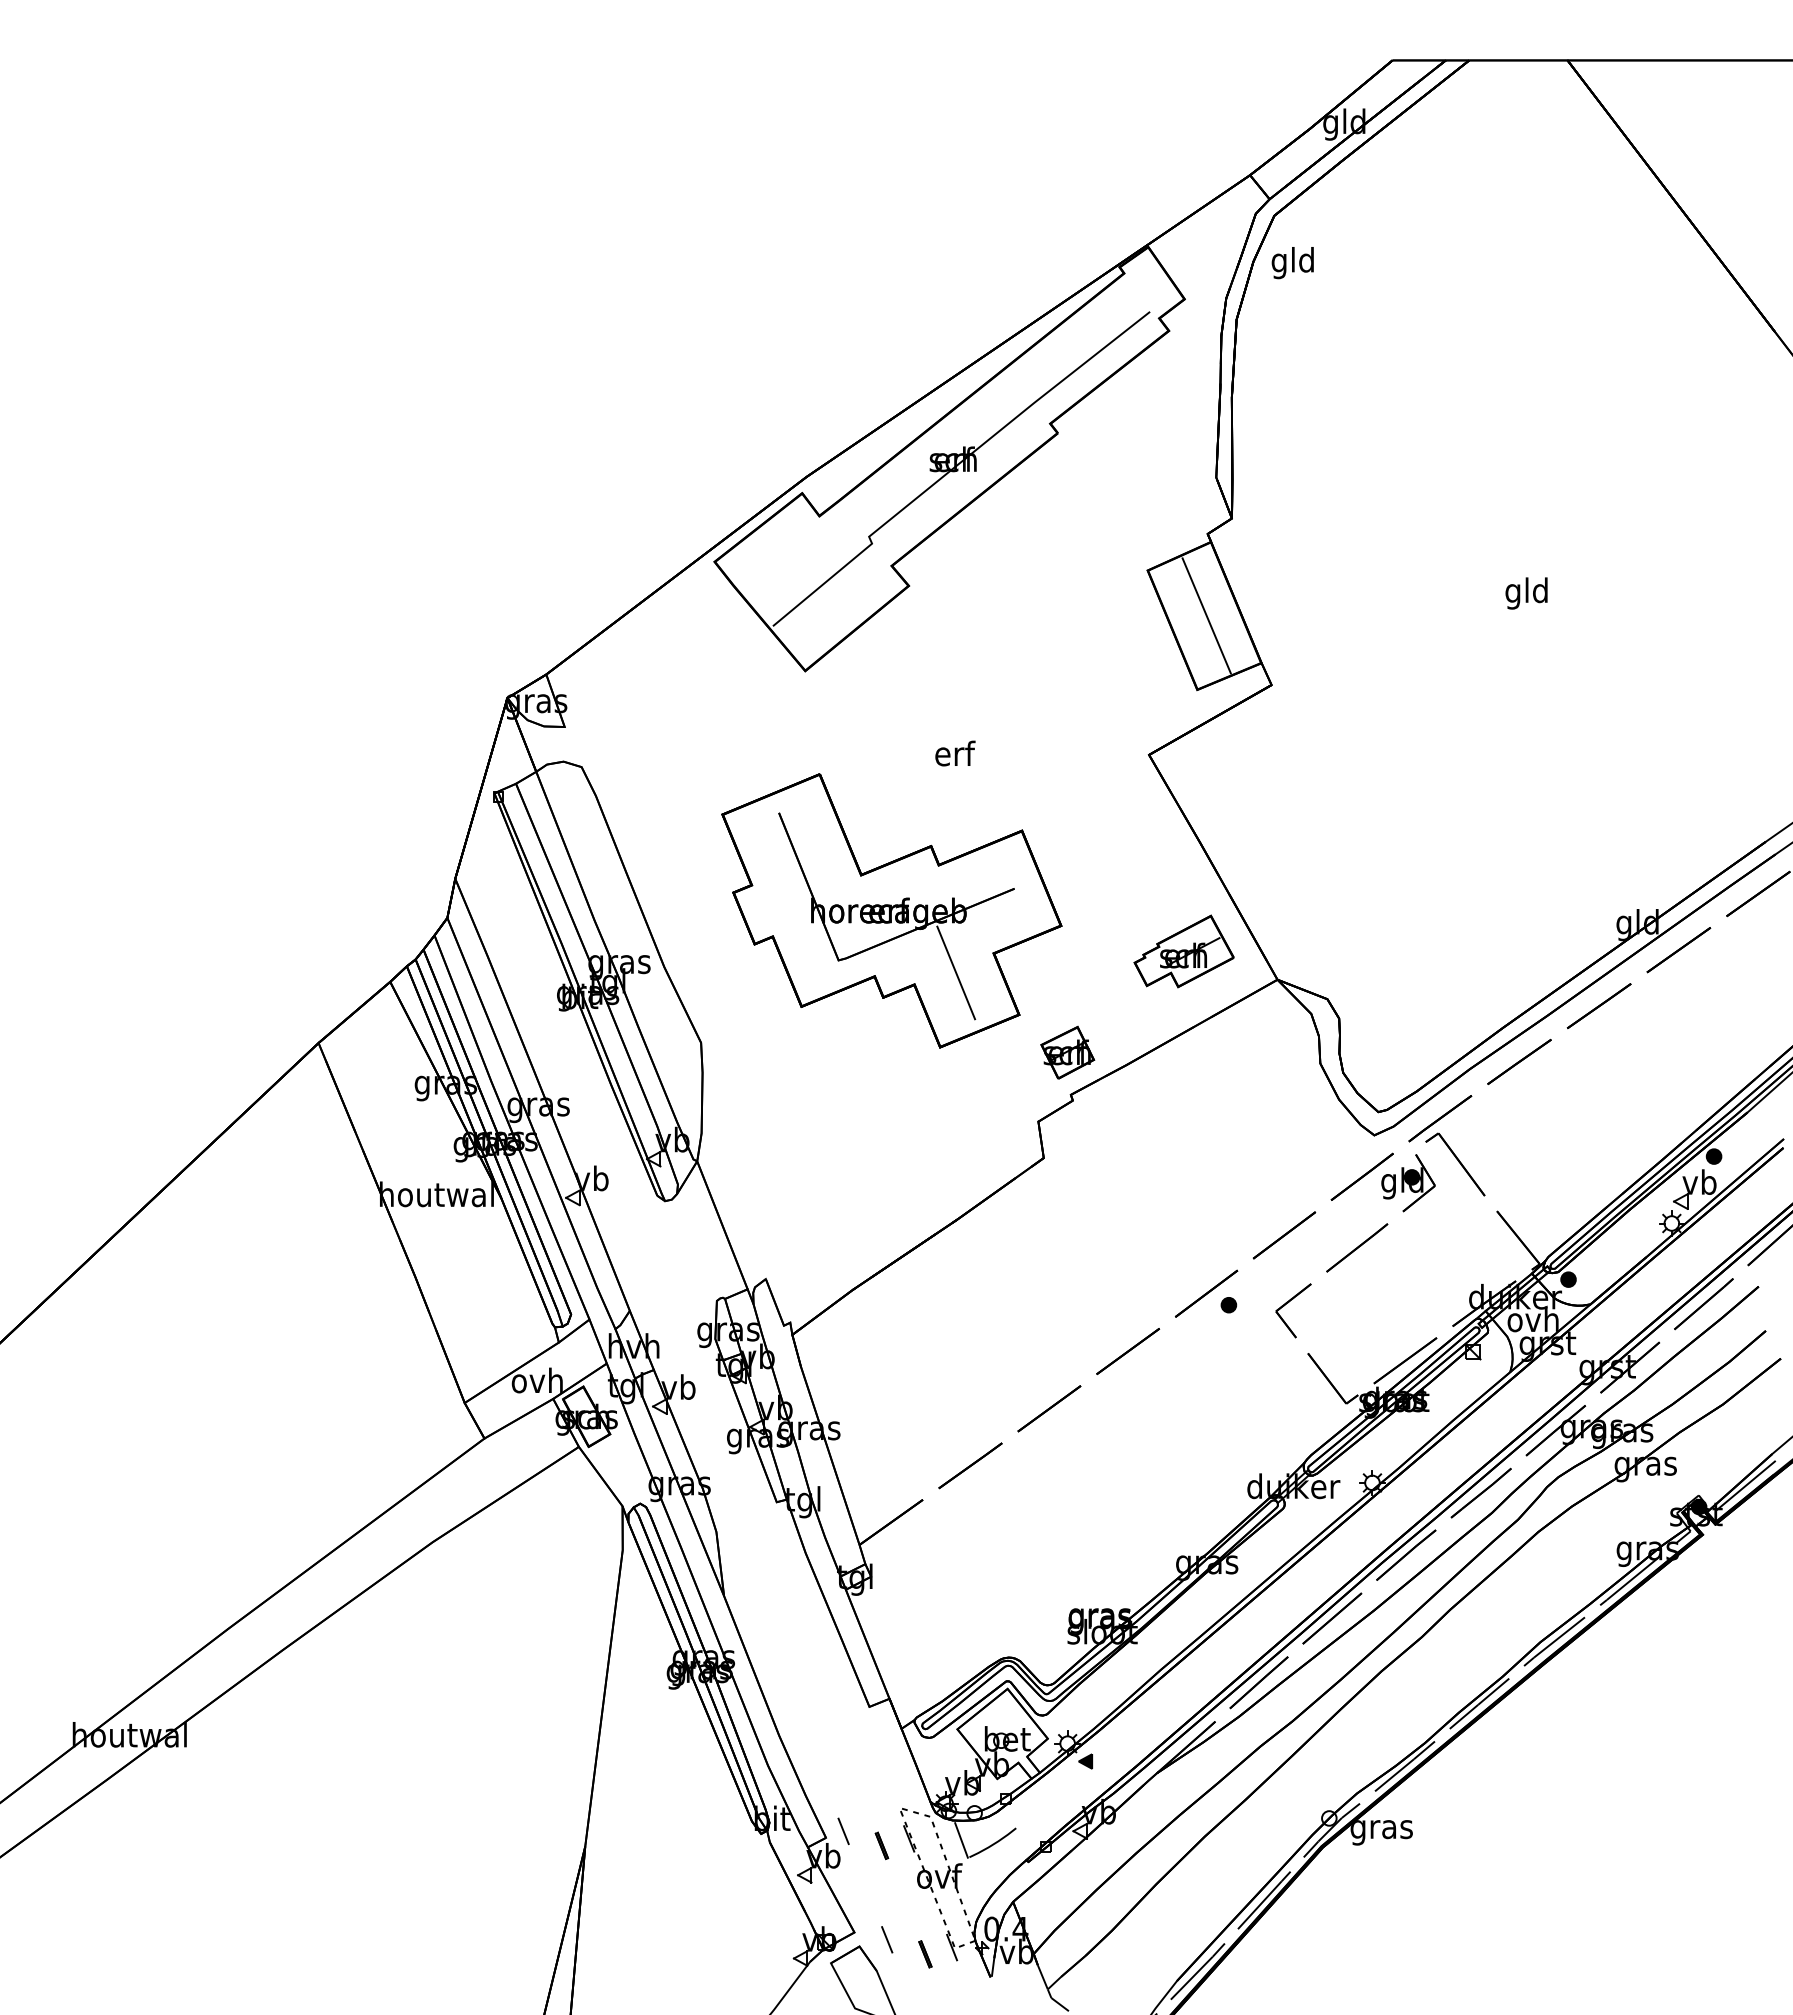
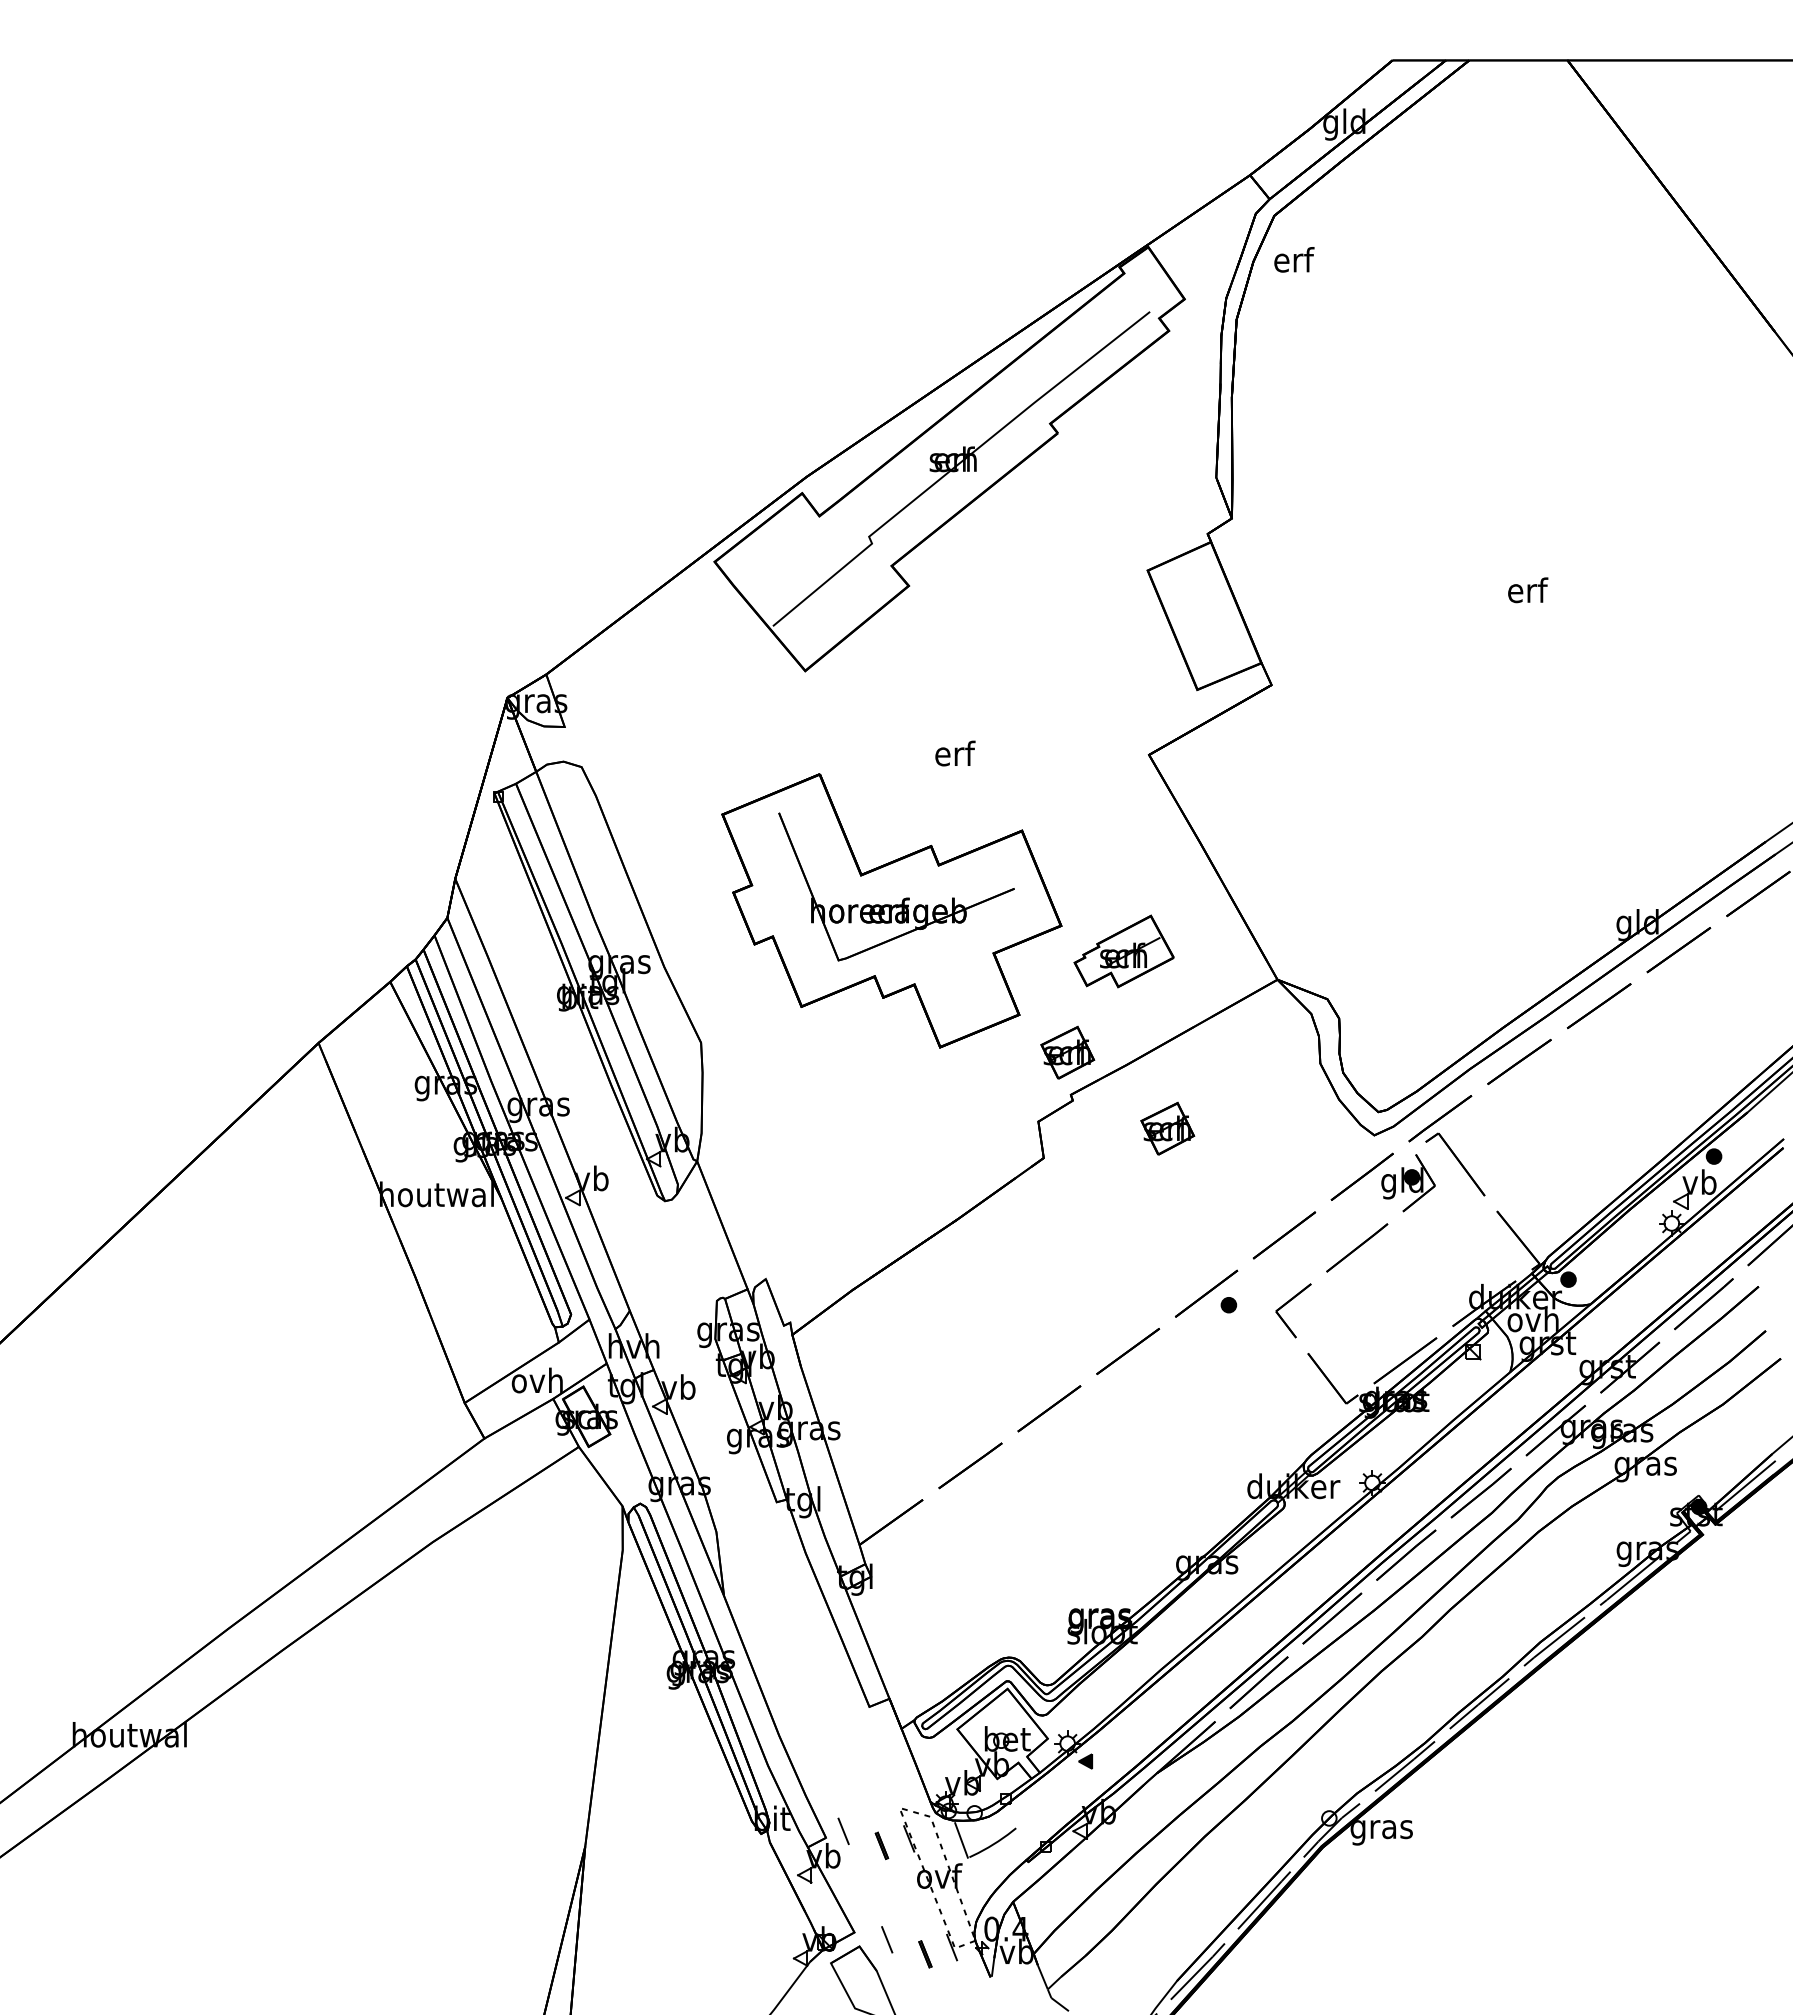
text: gld -> erf (1292, 263)
text: gld -> erf (1526, 593)
line: present -> none (1206, 615)
part position: (1183, 951) -> (1123, 951) (1123, 951)
line: present -> none (956, 972)
part: none -> present (1167, 1128)
